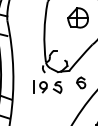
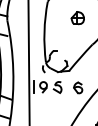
part size: 22x22 px -> 15x15 px (77, 18)
line: none -> present (28, 62)
part position: (81, 82) -> (78, 87) (78, 87)
